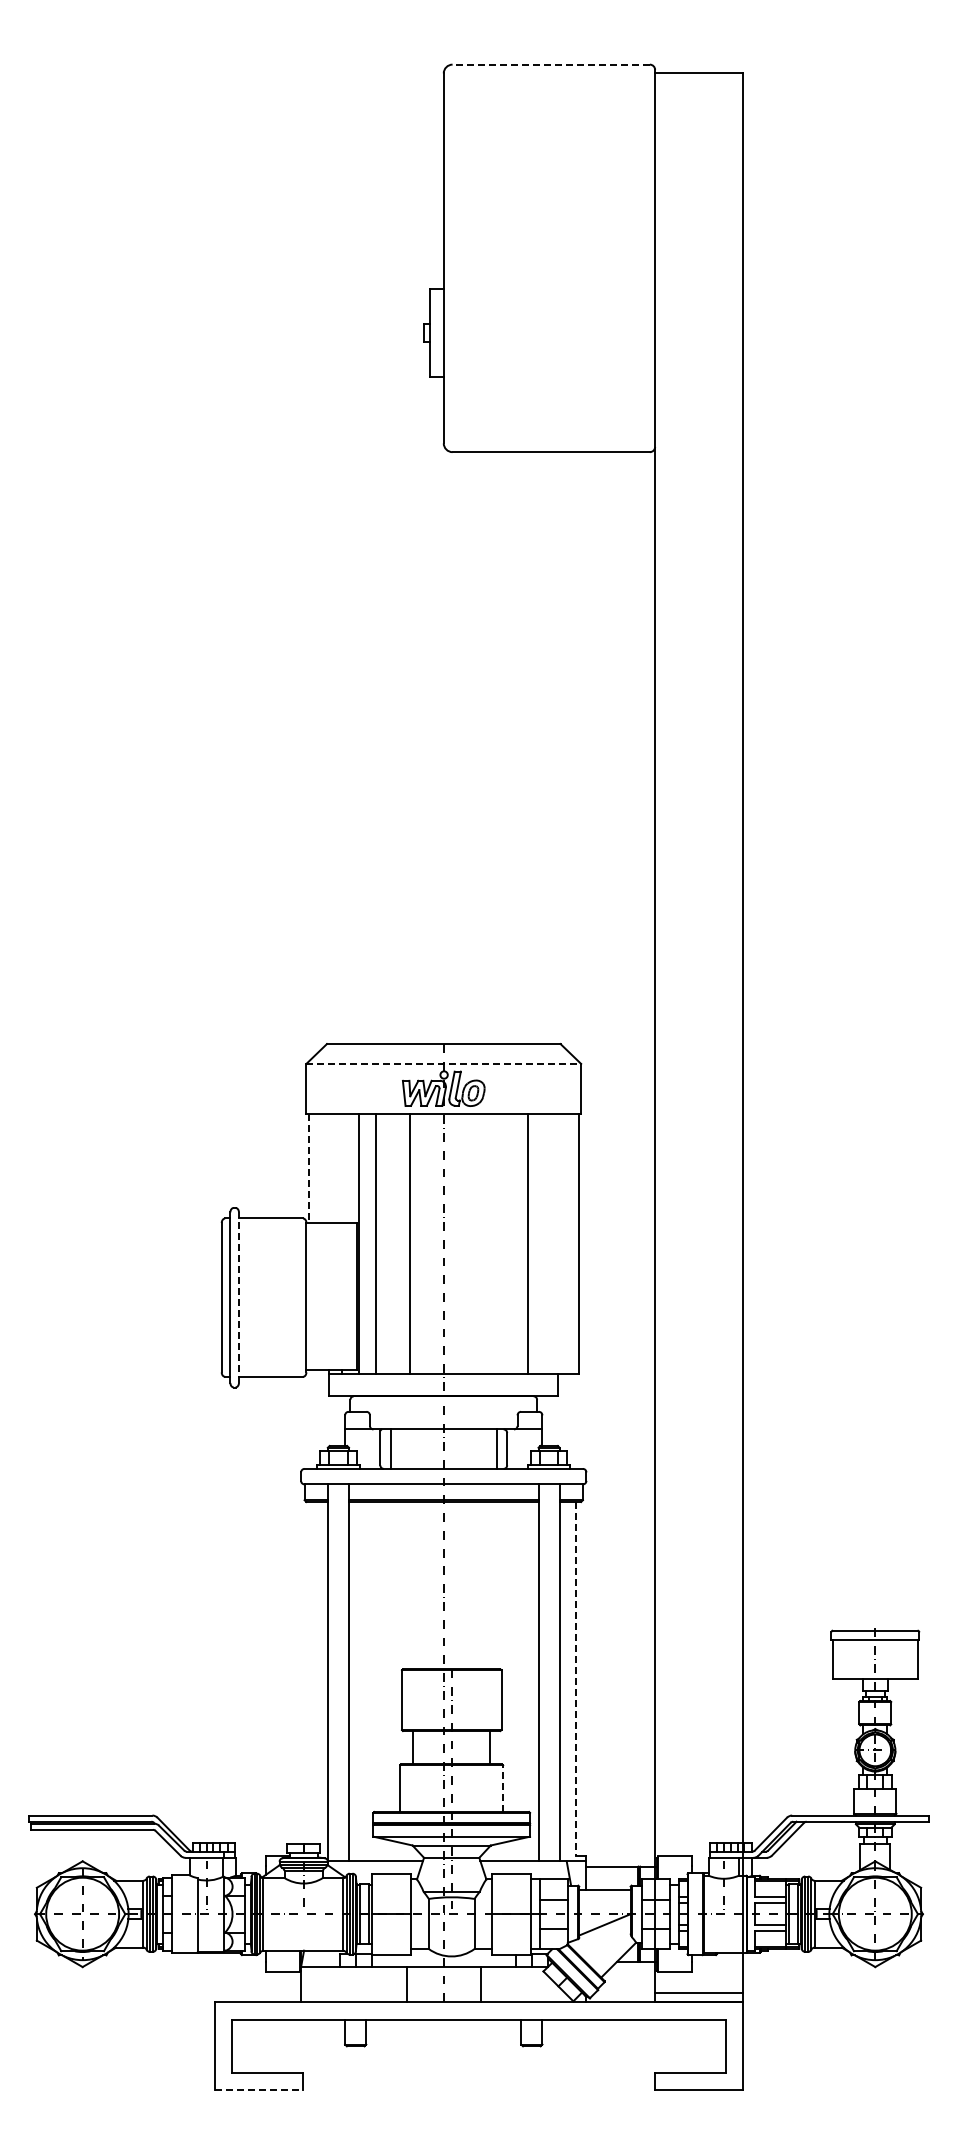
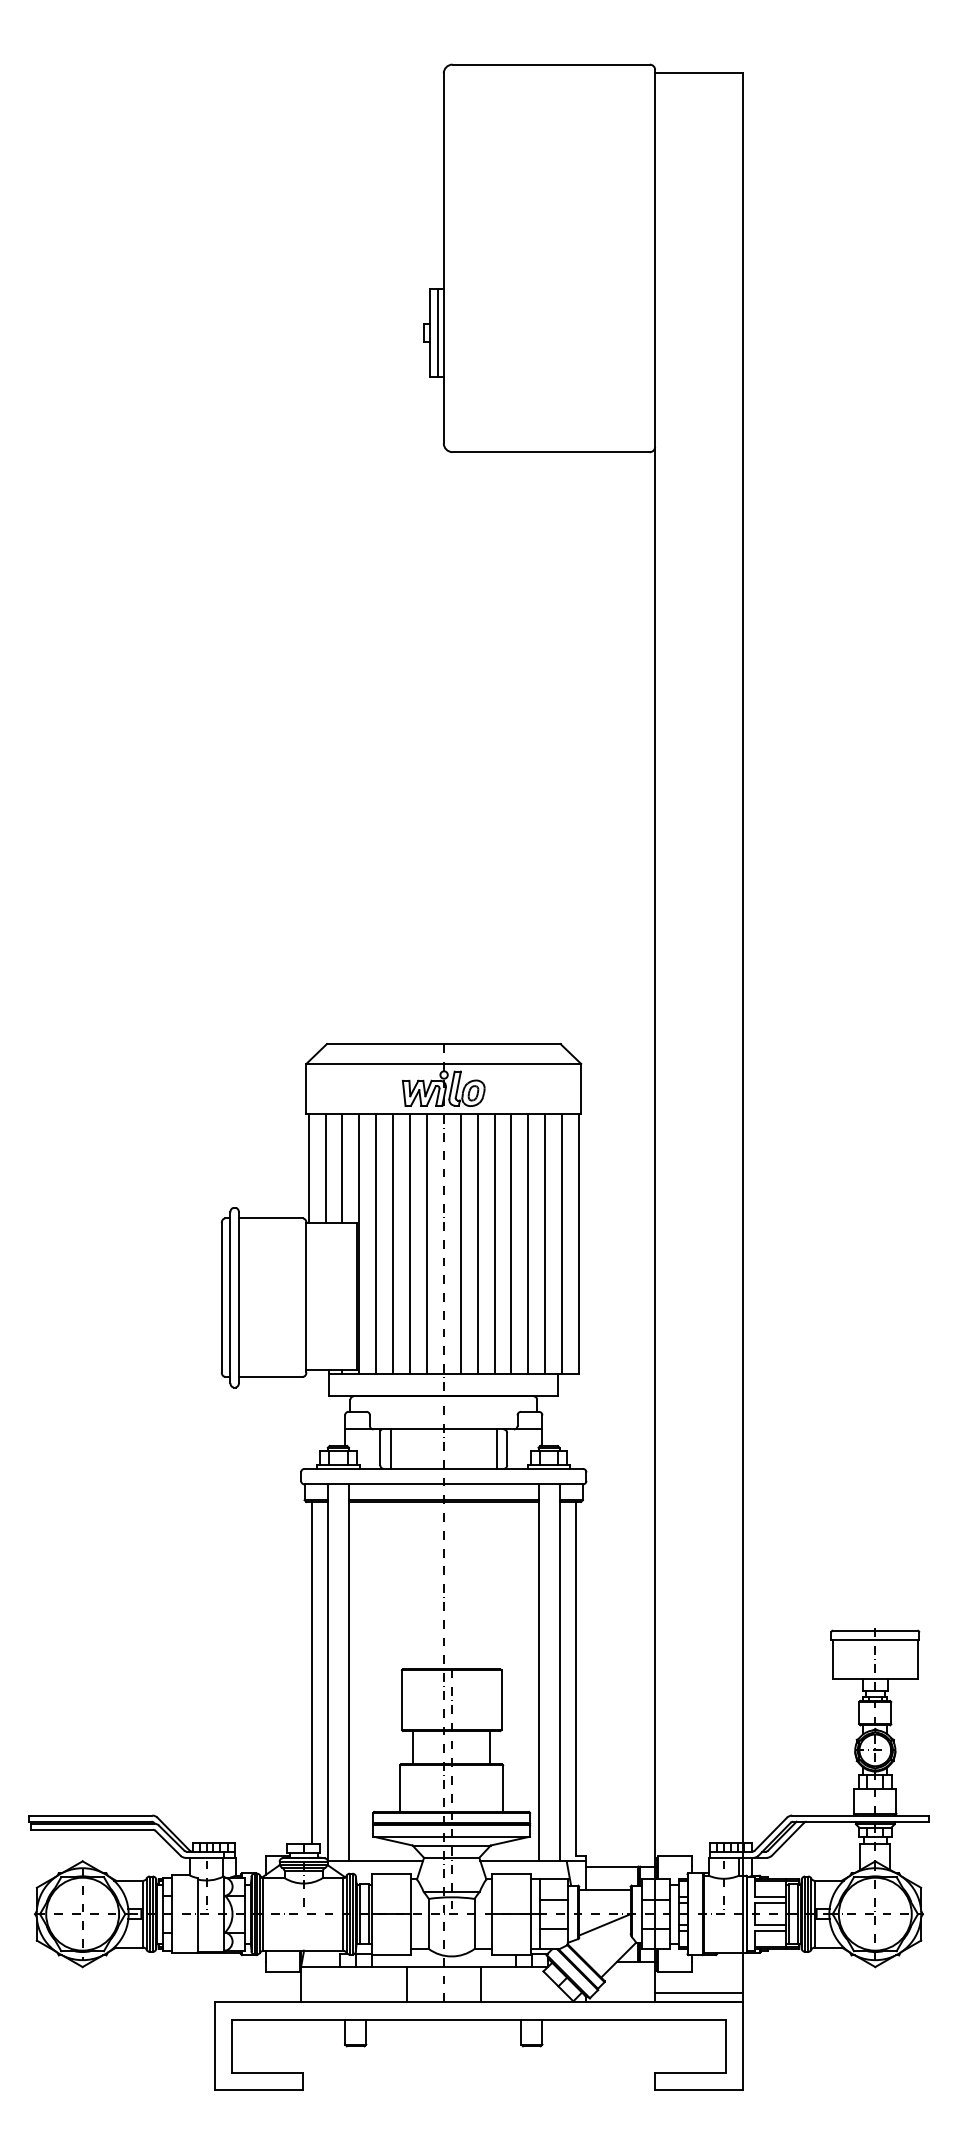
line: dashed -> solid (551, 64)
line: none -> present (438, 333)
line: dashed -> solid (444, 1063)
line: none -> present (325, 1168)
line: none -> present (342, 1168)
line: dashed -> solid (308, 1169)
line: none -> present (393, 1244)
line: none -> present (426, 1244)
line: none -> present (460, 1244)
line: none -> present (477, 1244)
line: none -> present (494, 1244)
line: none -> present (511, 1244)
line: none -> present (545, 1244)
line: none -> present (561, 1244)
line: dashed -> solid (238, 1297)
line: none -> present (311, 1673)
line: dashed -> solid (575, 1679)
line: dashed -> solid (503, 1788)
line: dashed -> solid (259, 2090)
